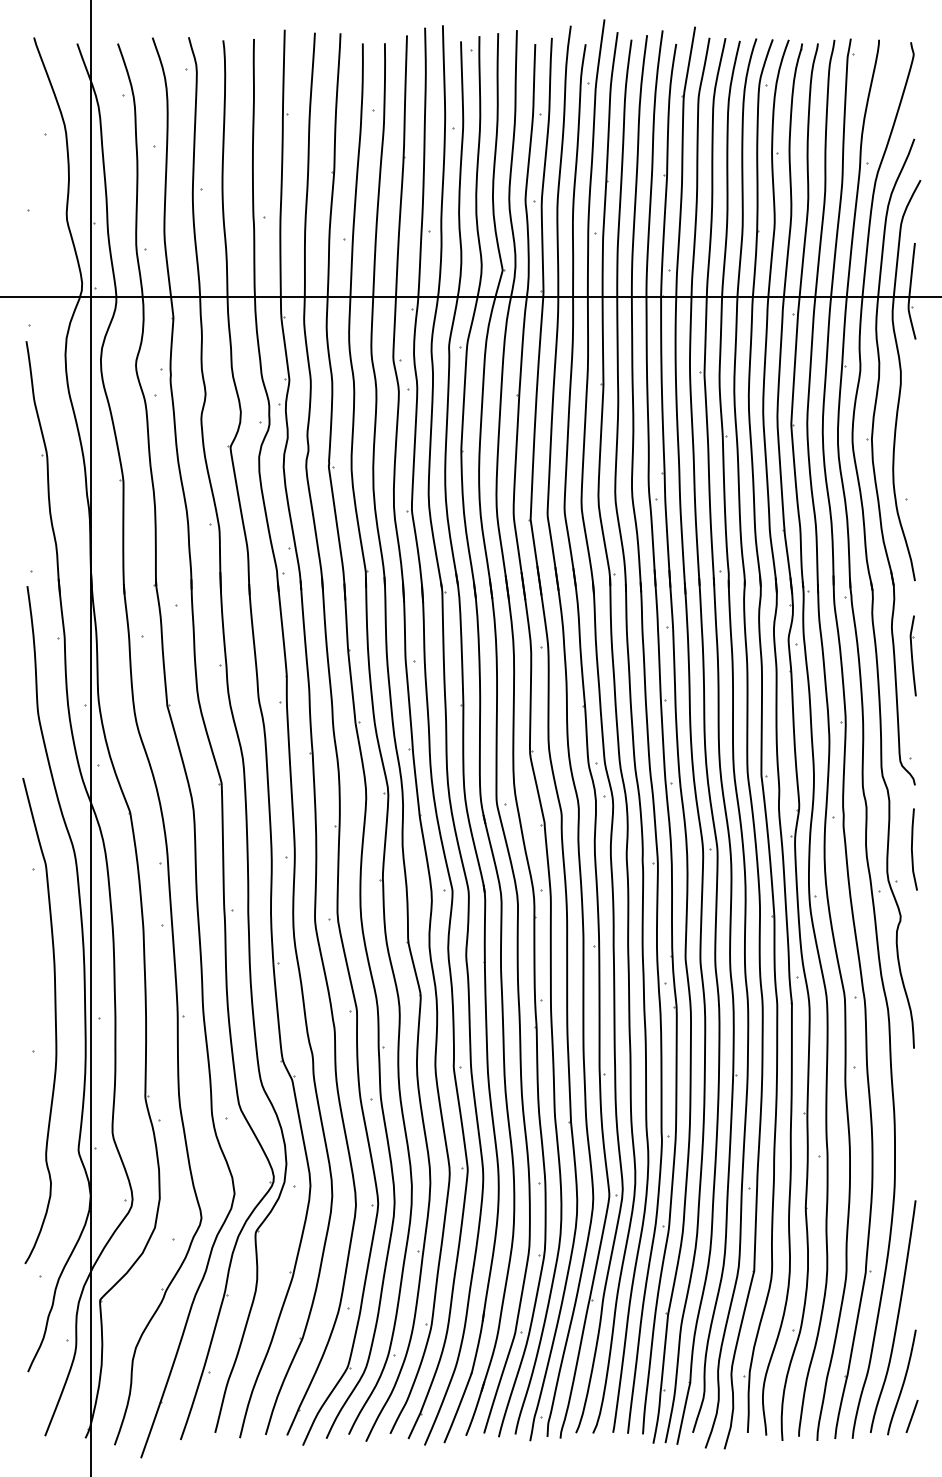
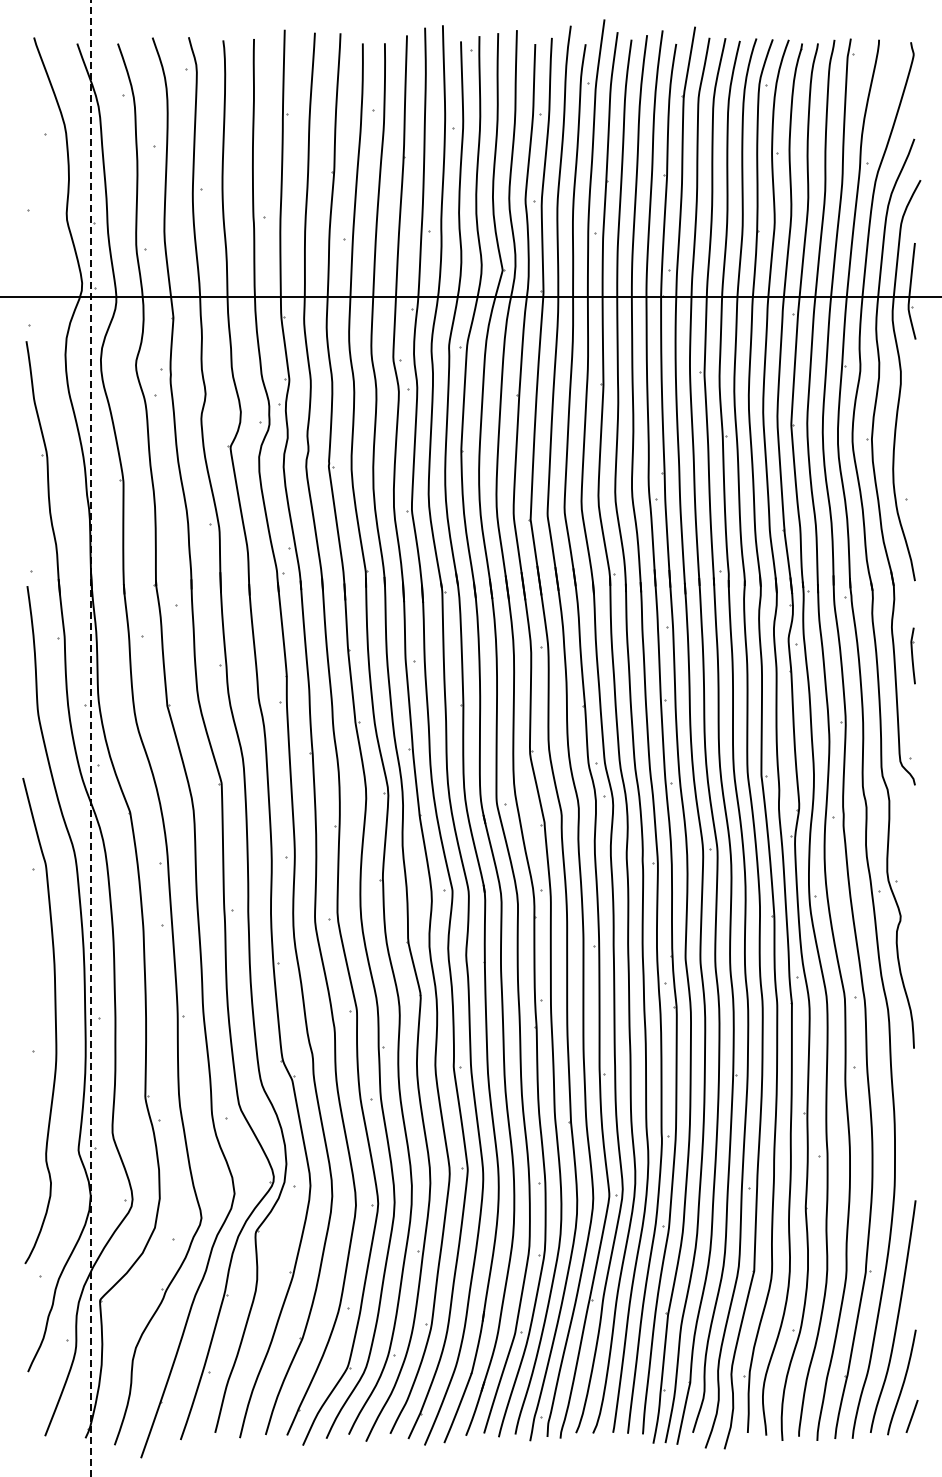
part size: 8x82 px -> 6x58 px (912, 655)
line: solid -> dashed (91, 738)
line: present -> none (912, 849)
